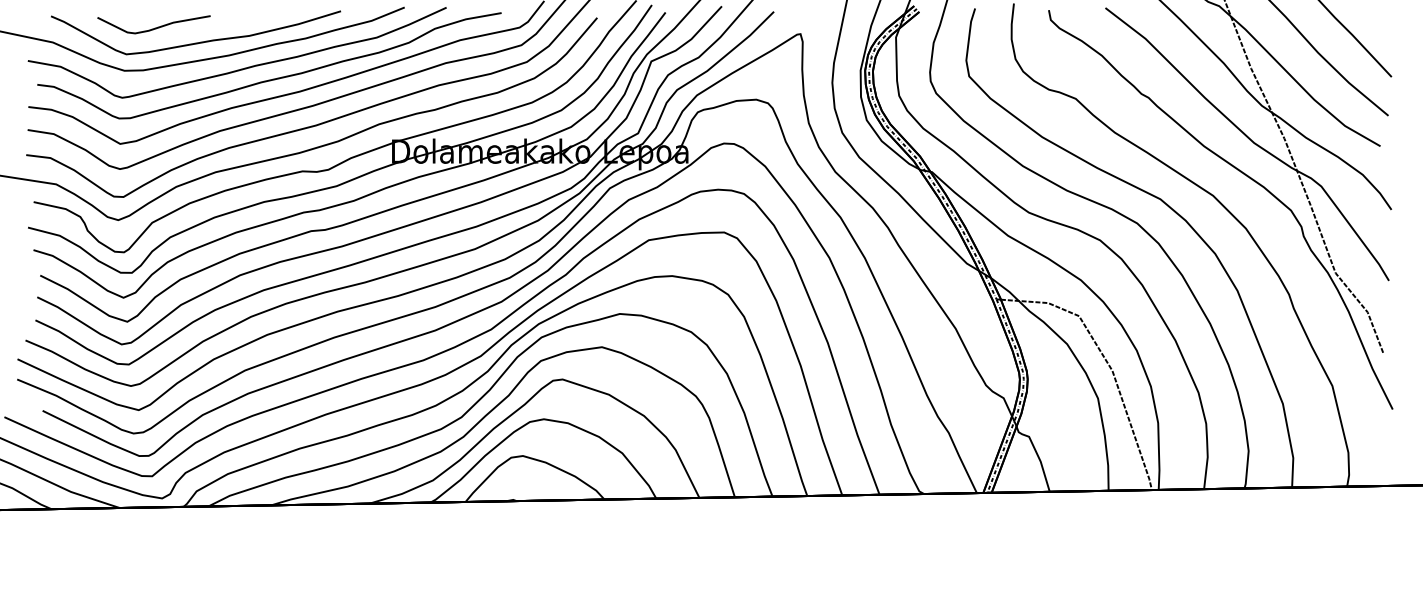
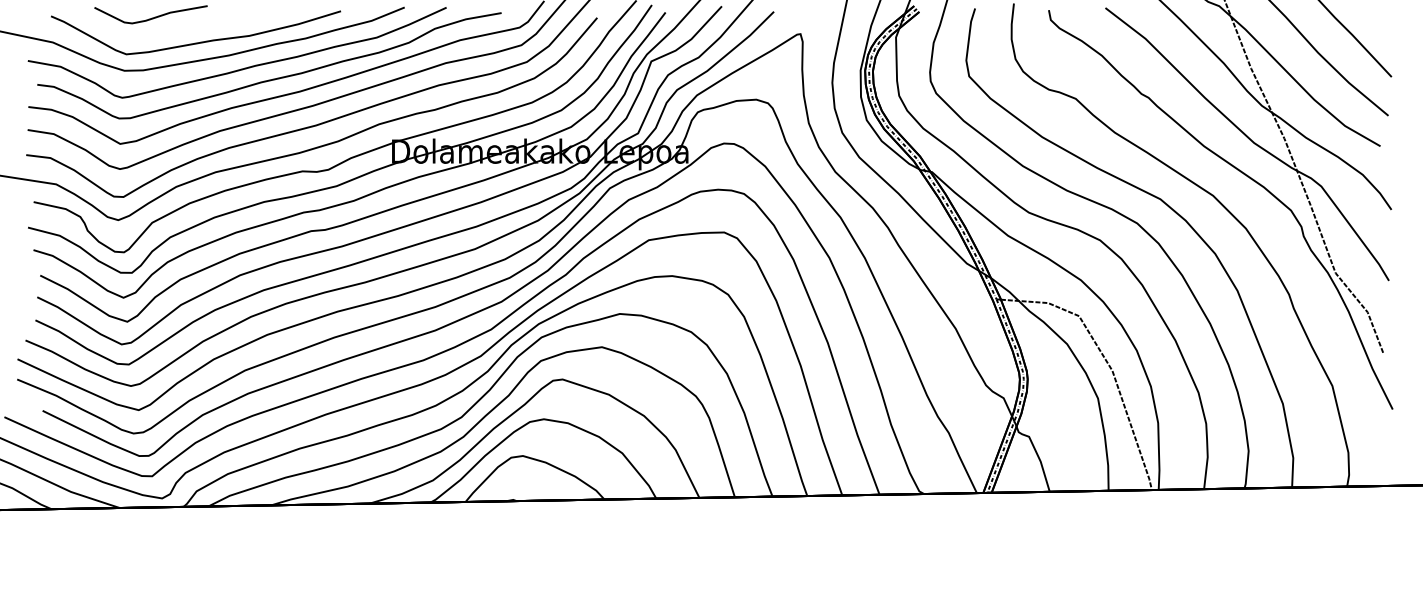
curve position: (155, 27) -> (152, 17) (152, 17)
